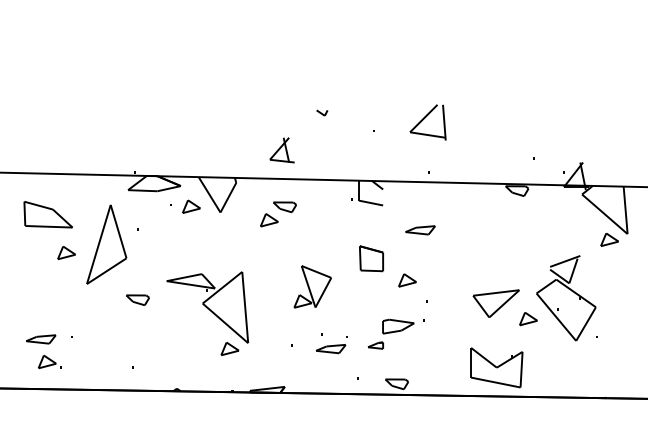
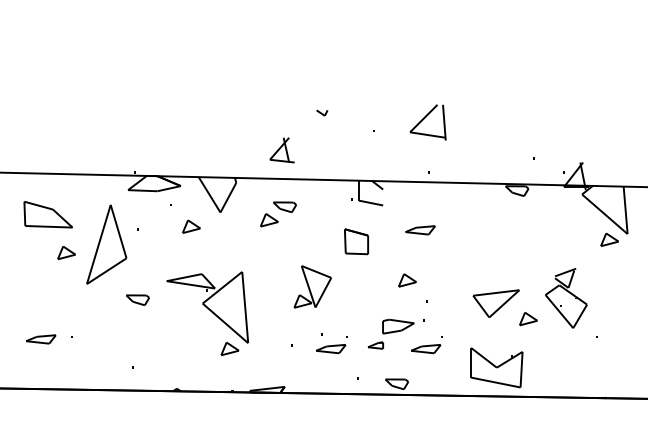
part position: (191, 206) -> (191, 226) (191, 226)
part position: (371, 258) -> (356, 241) (356, 241)
part size: 61x87 px -> 43x61 px (566, 298)
part: none -> present (426, 345)
part: present -> none (49, 361)
